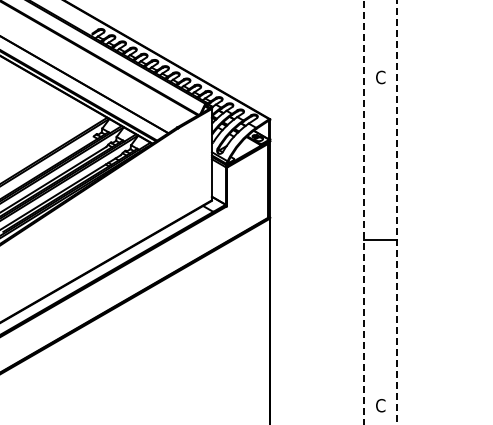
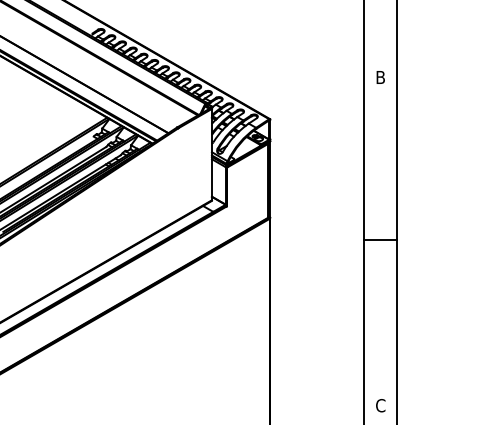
text: C -> B (380, 77)
line: dashed -> solid (364, 212)
line: dashed -> solid (396, 212)
